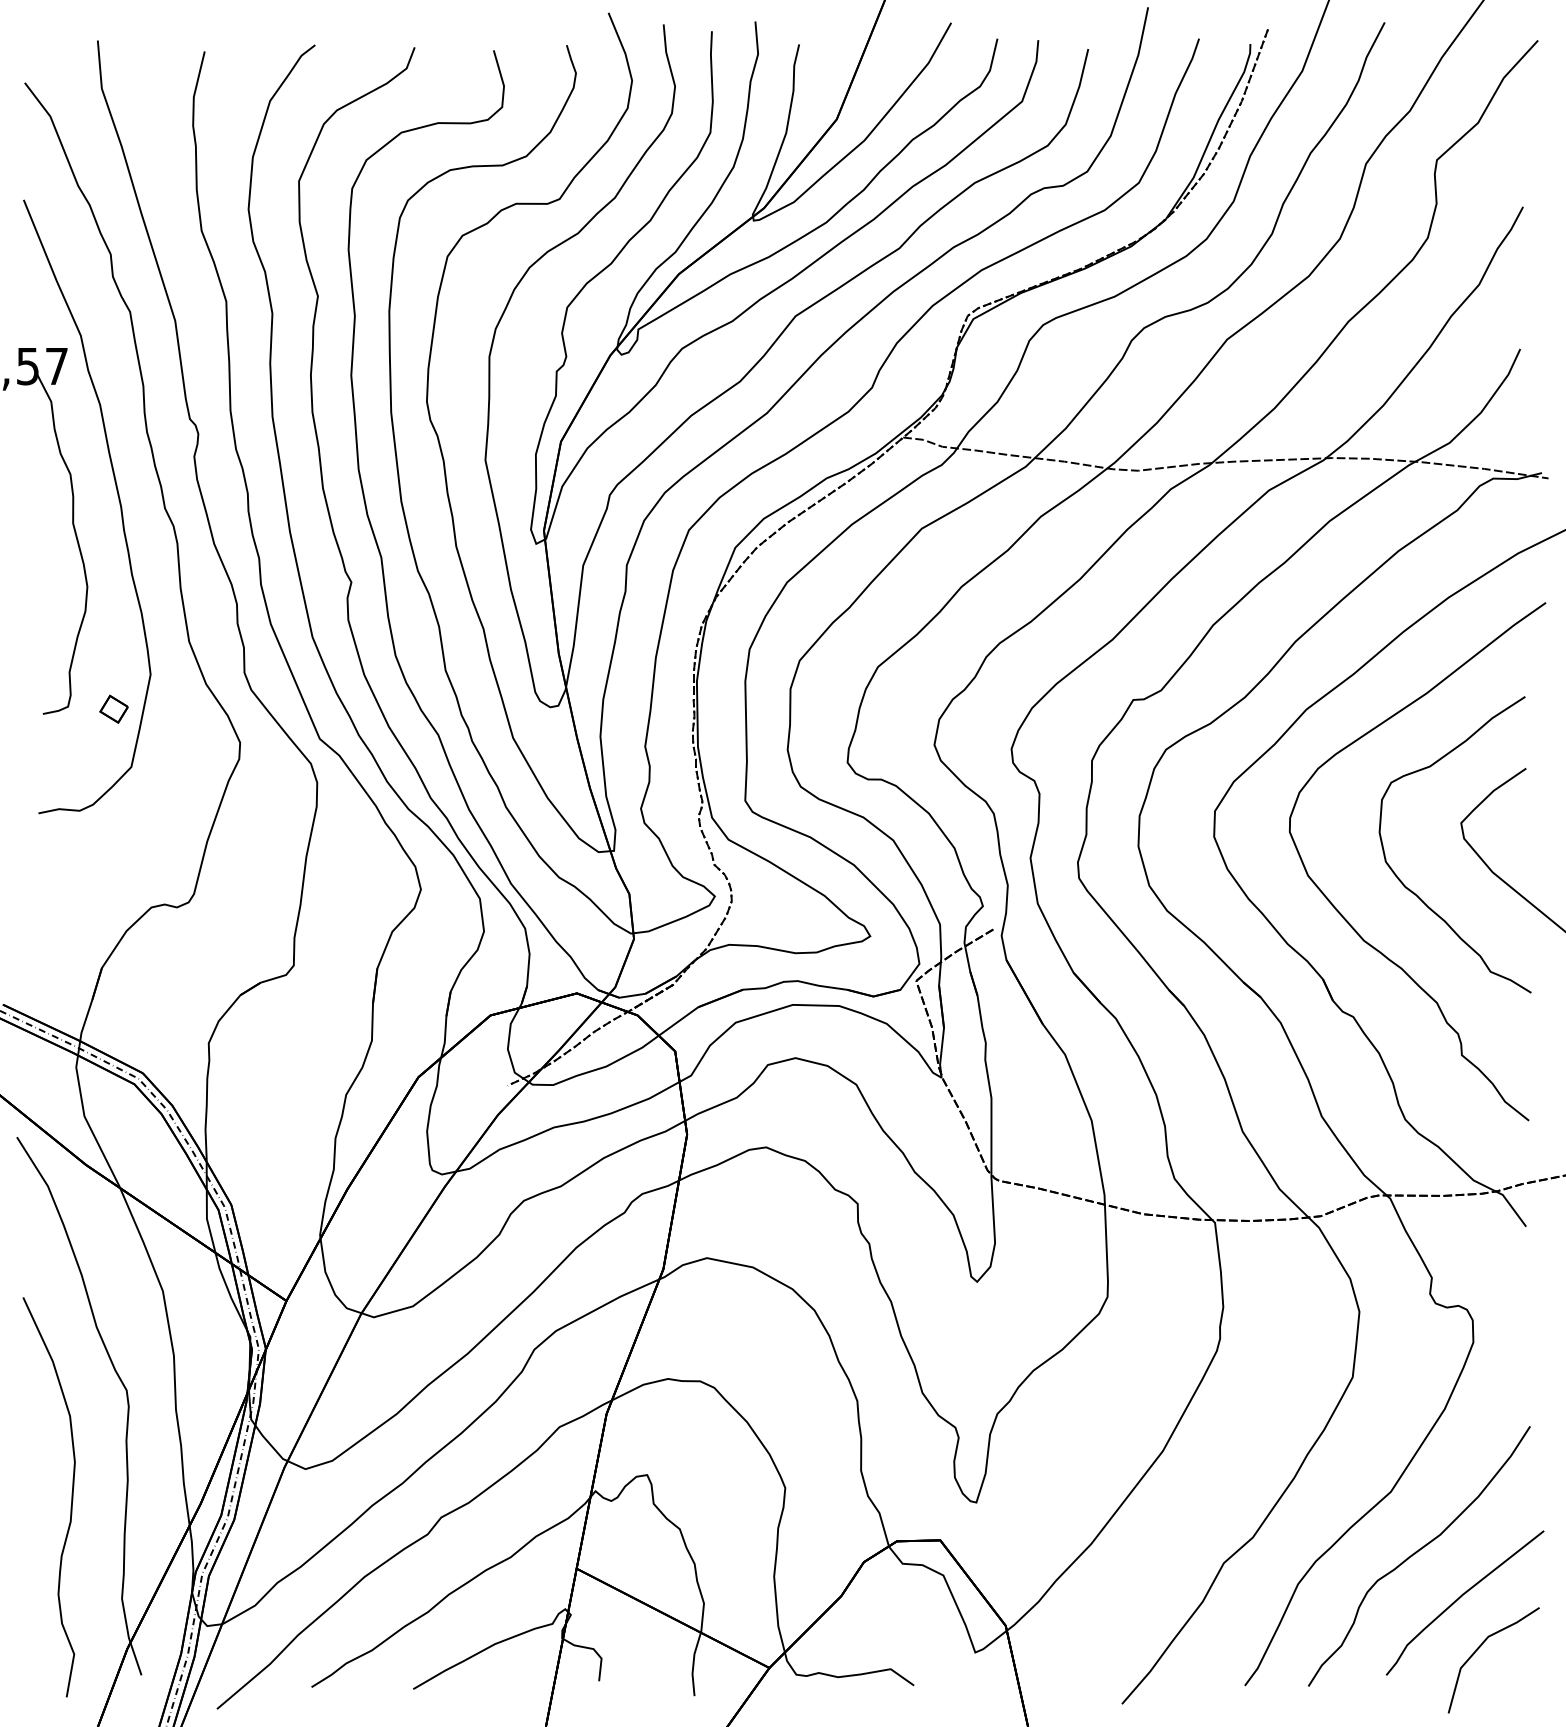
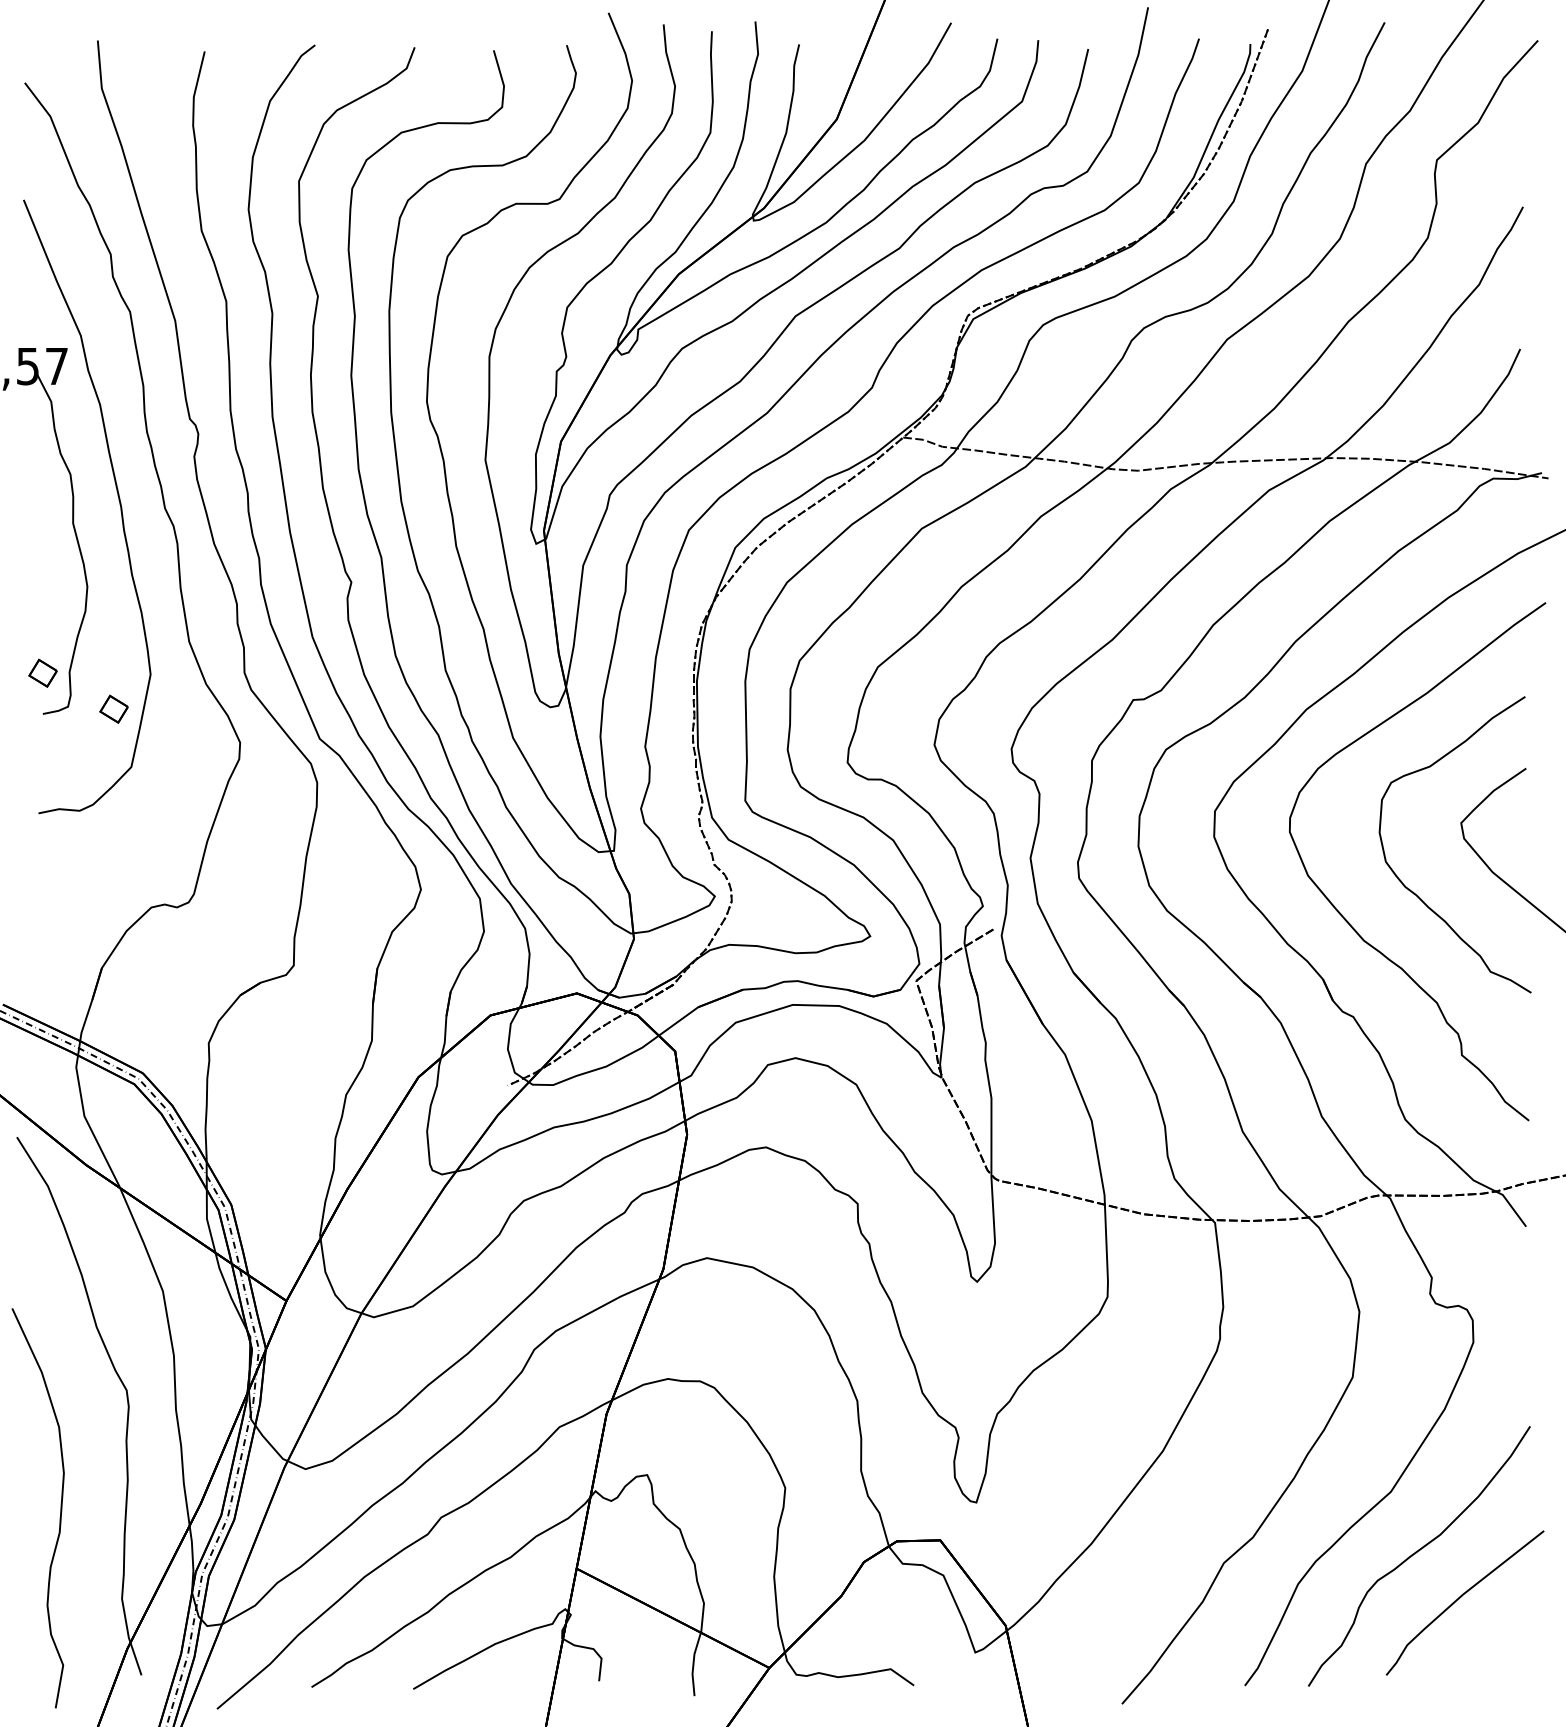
part: none -> present (42, 672)
curve position: (71, 1497) -> (60, 1508) (60, 1508)
line: present -> none (1480, 1647)
